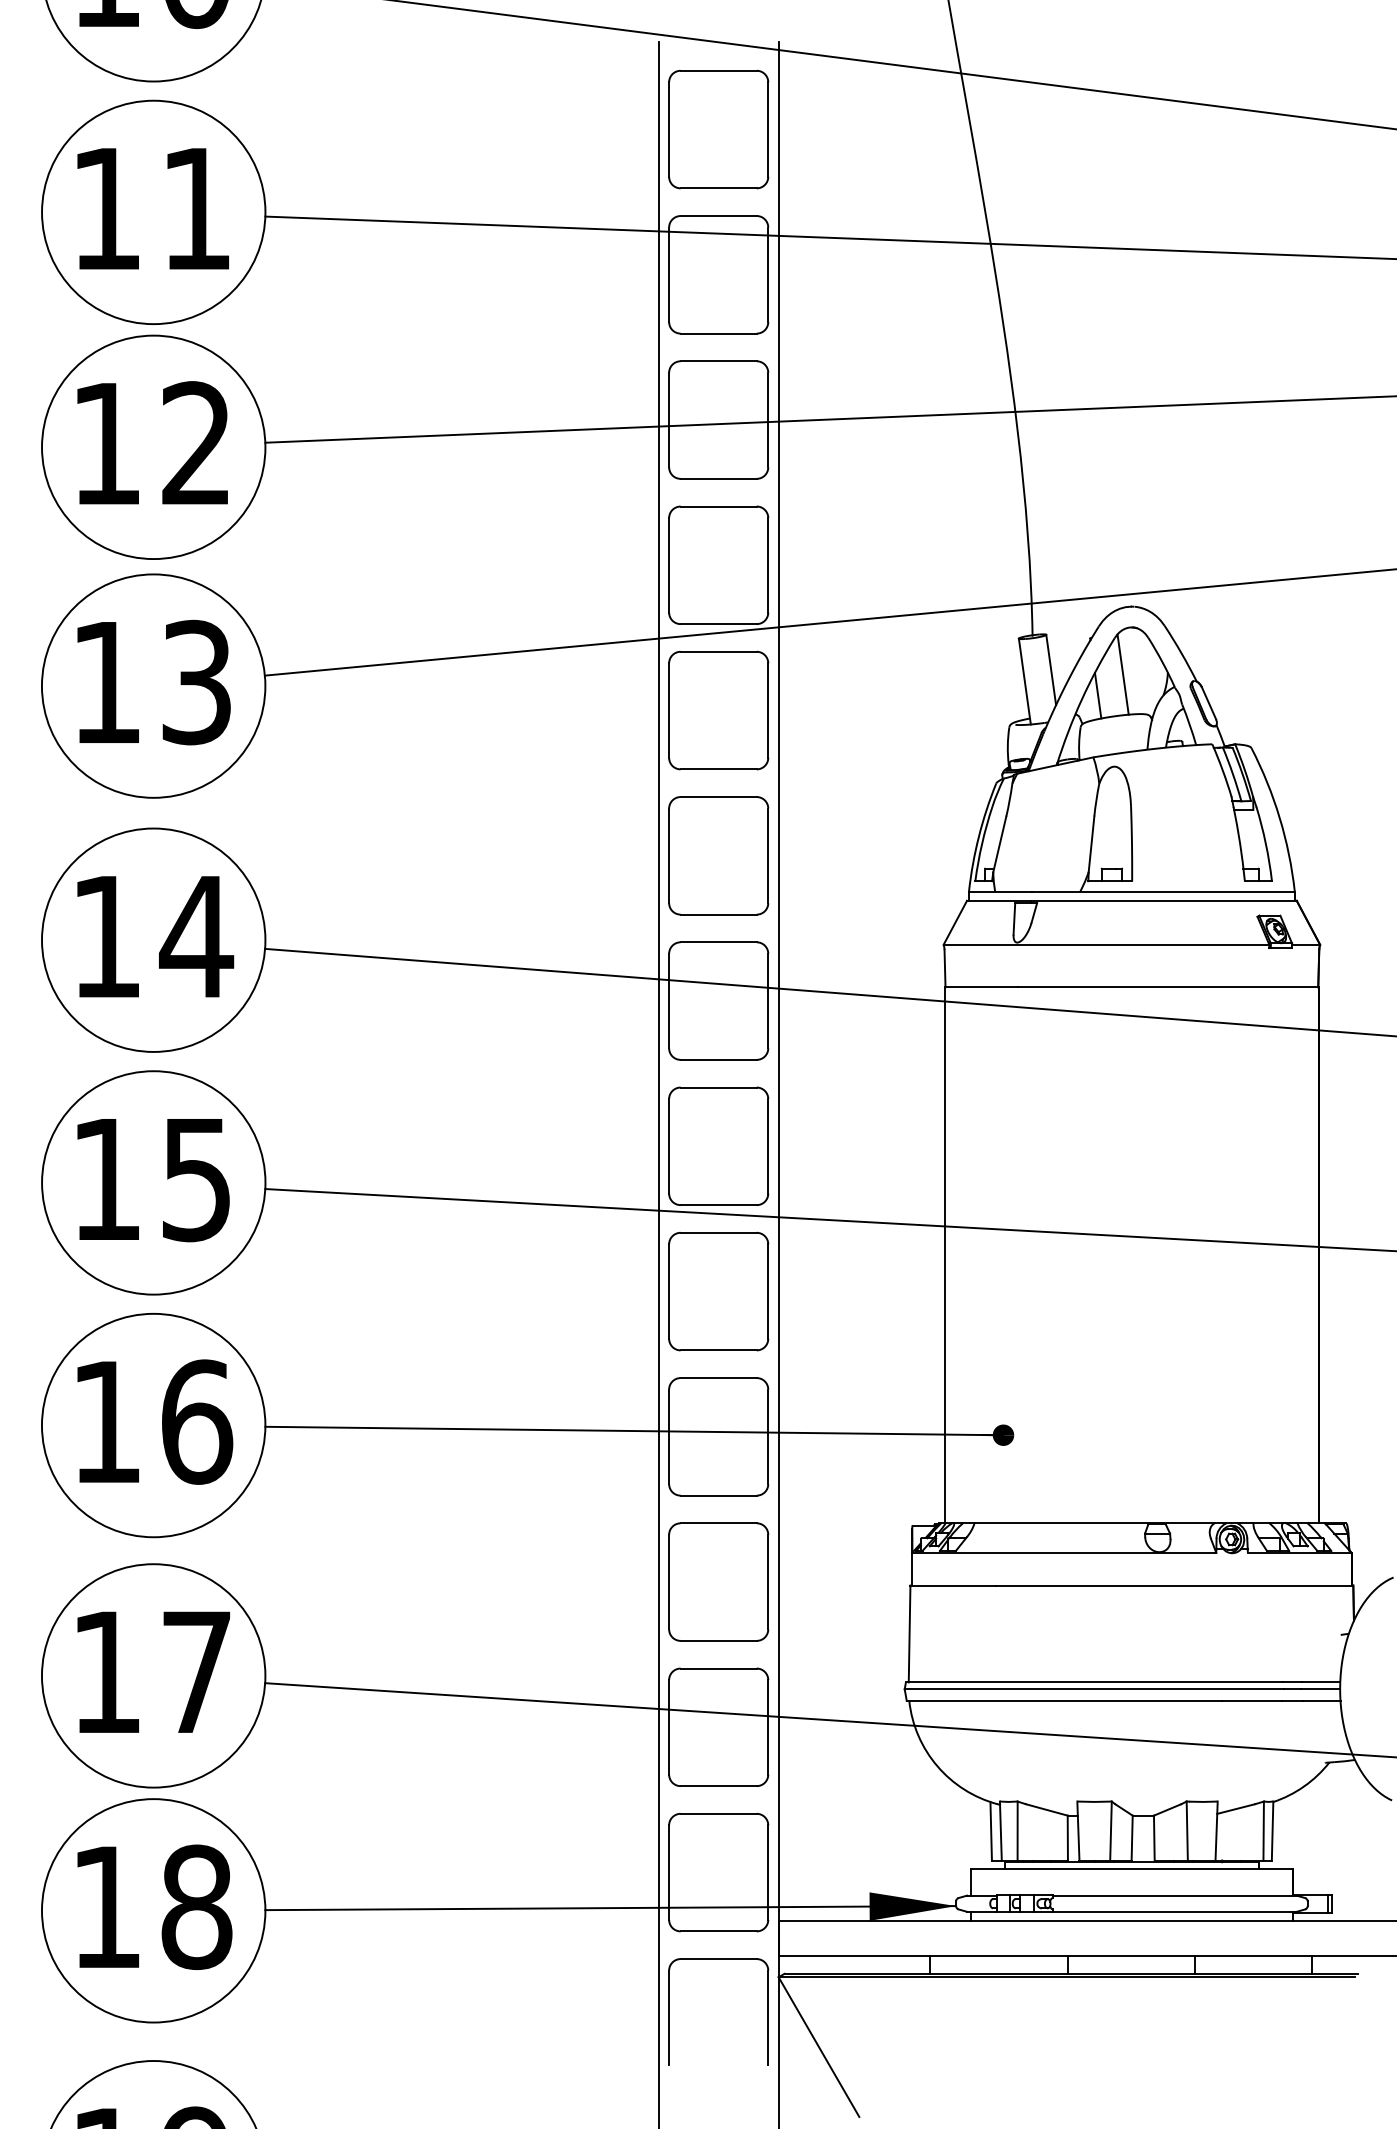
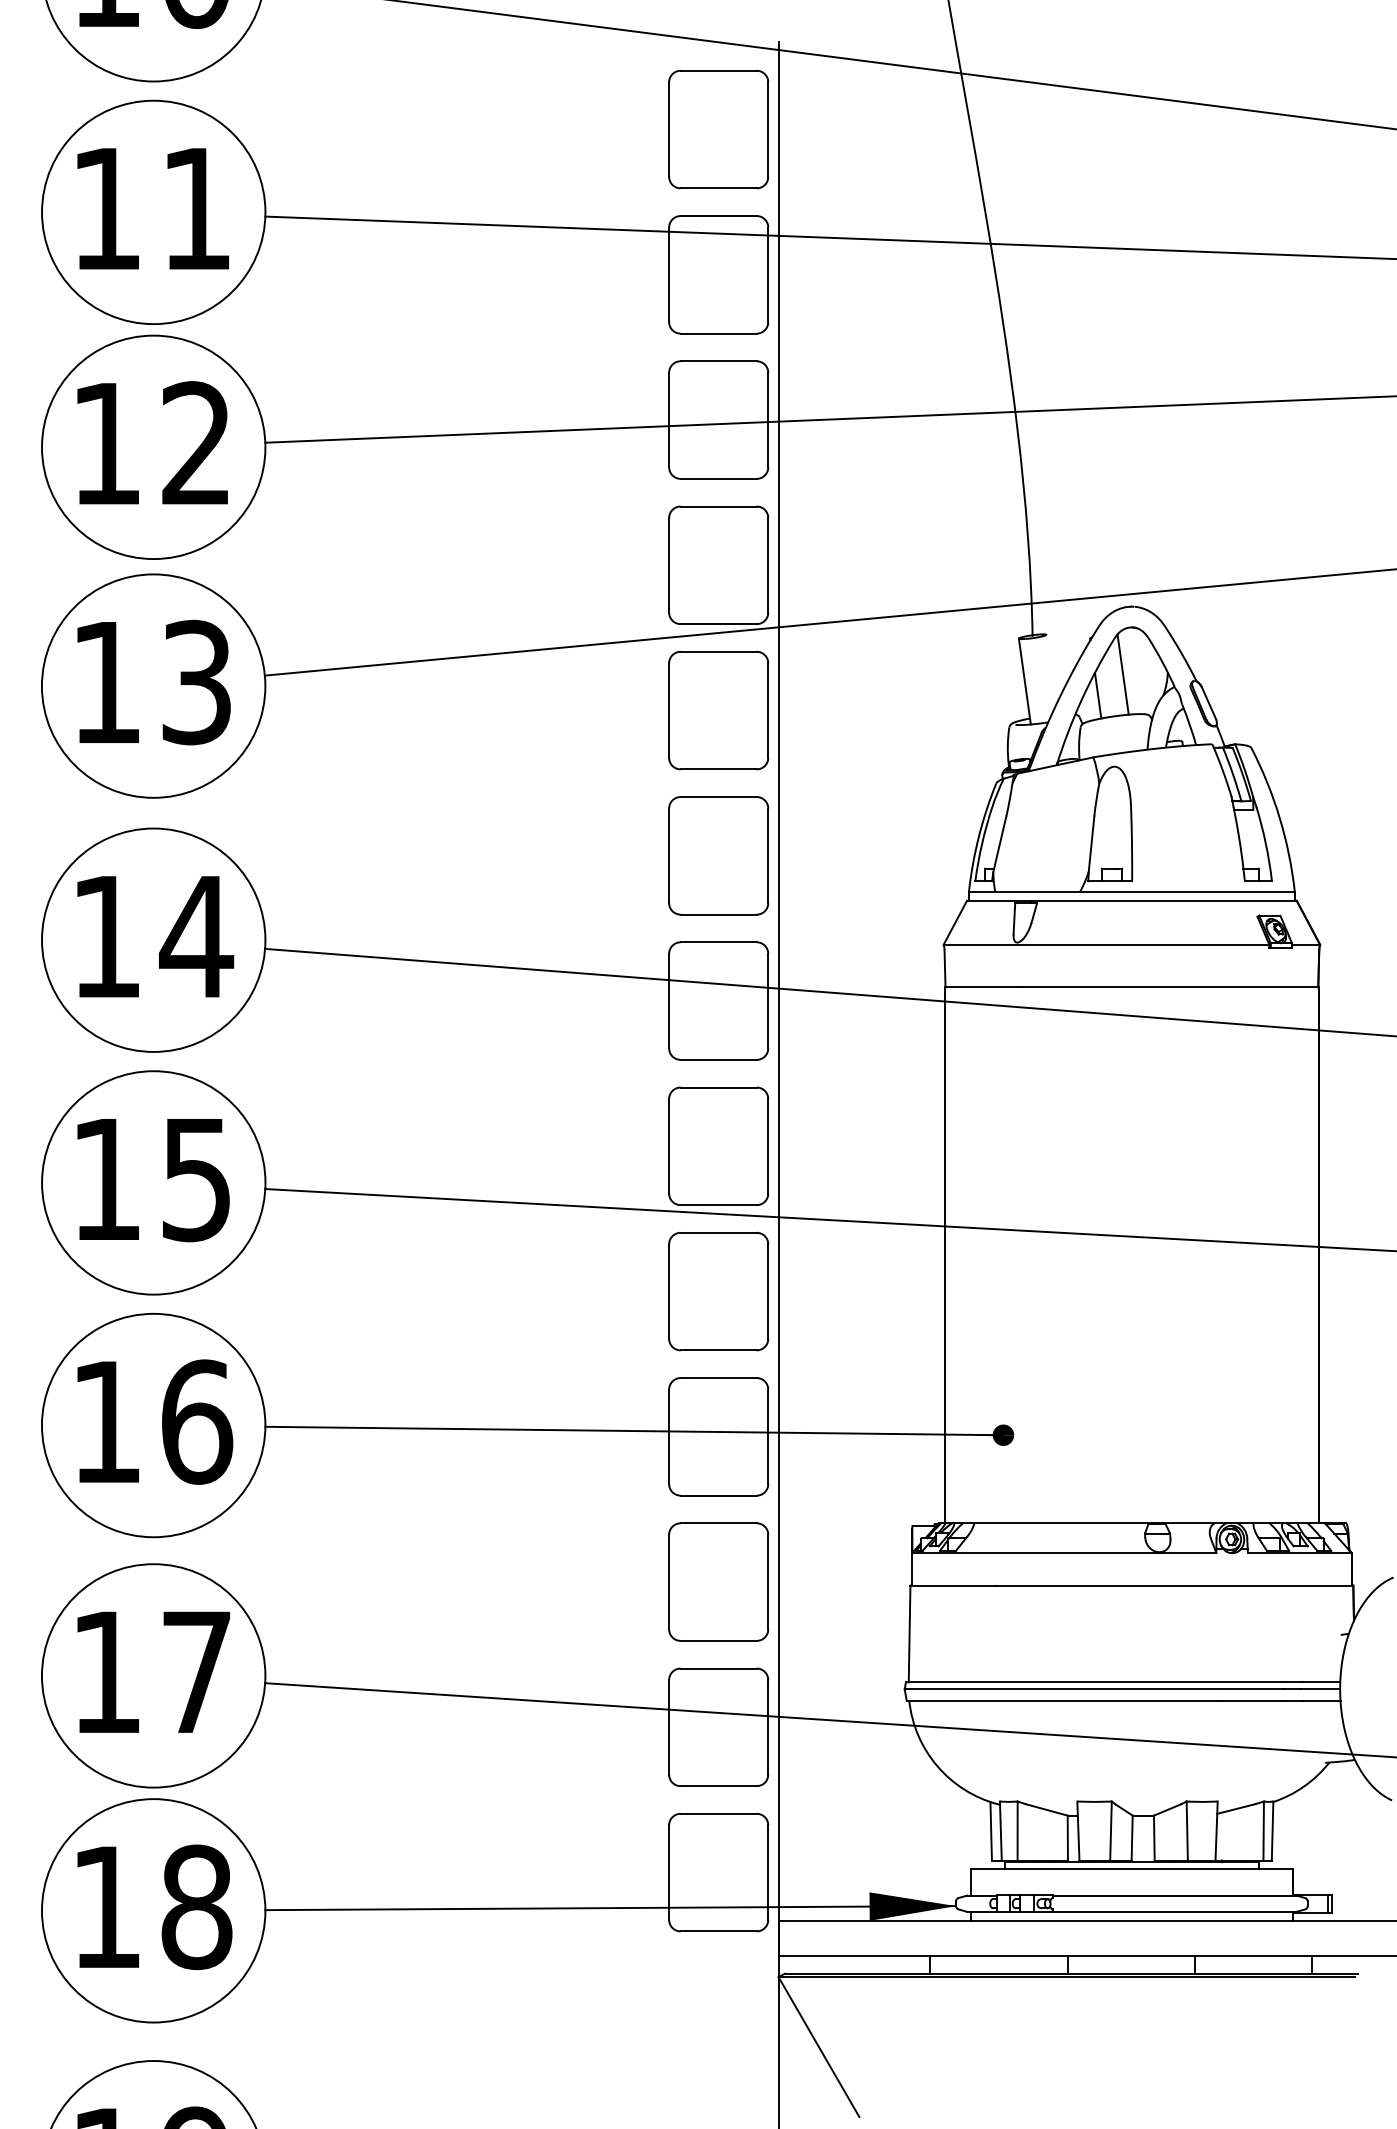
line: present -> none (1051, 669)
line: present -> none (658, 1083)
part: present -> none (669, 2011)
